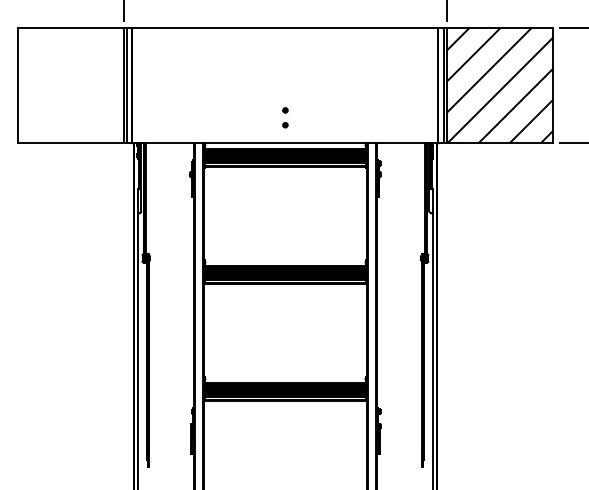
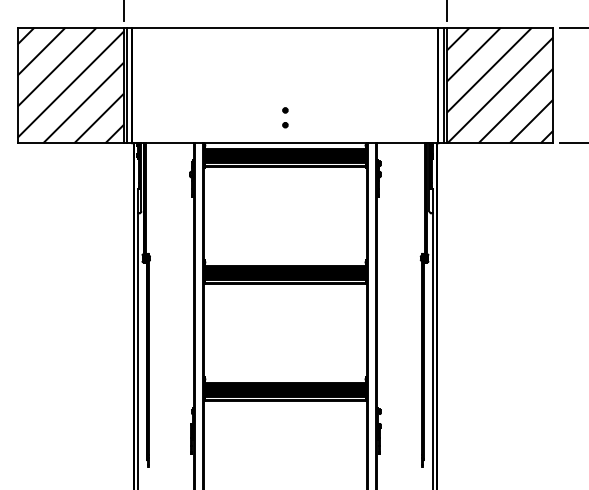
hatch: none -> present (70, 85)
